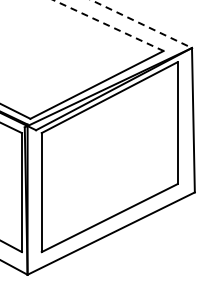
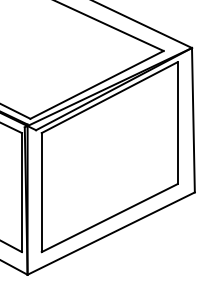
line: dashed -> solid (141, 24)
line: dashed -> solid (108, 25)
